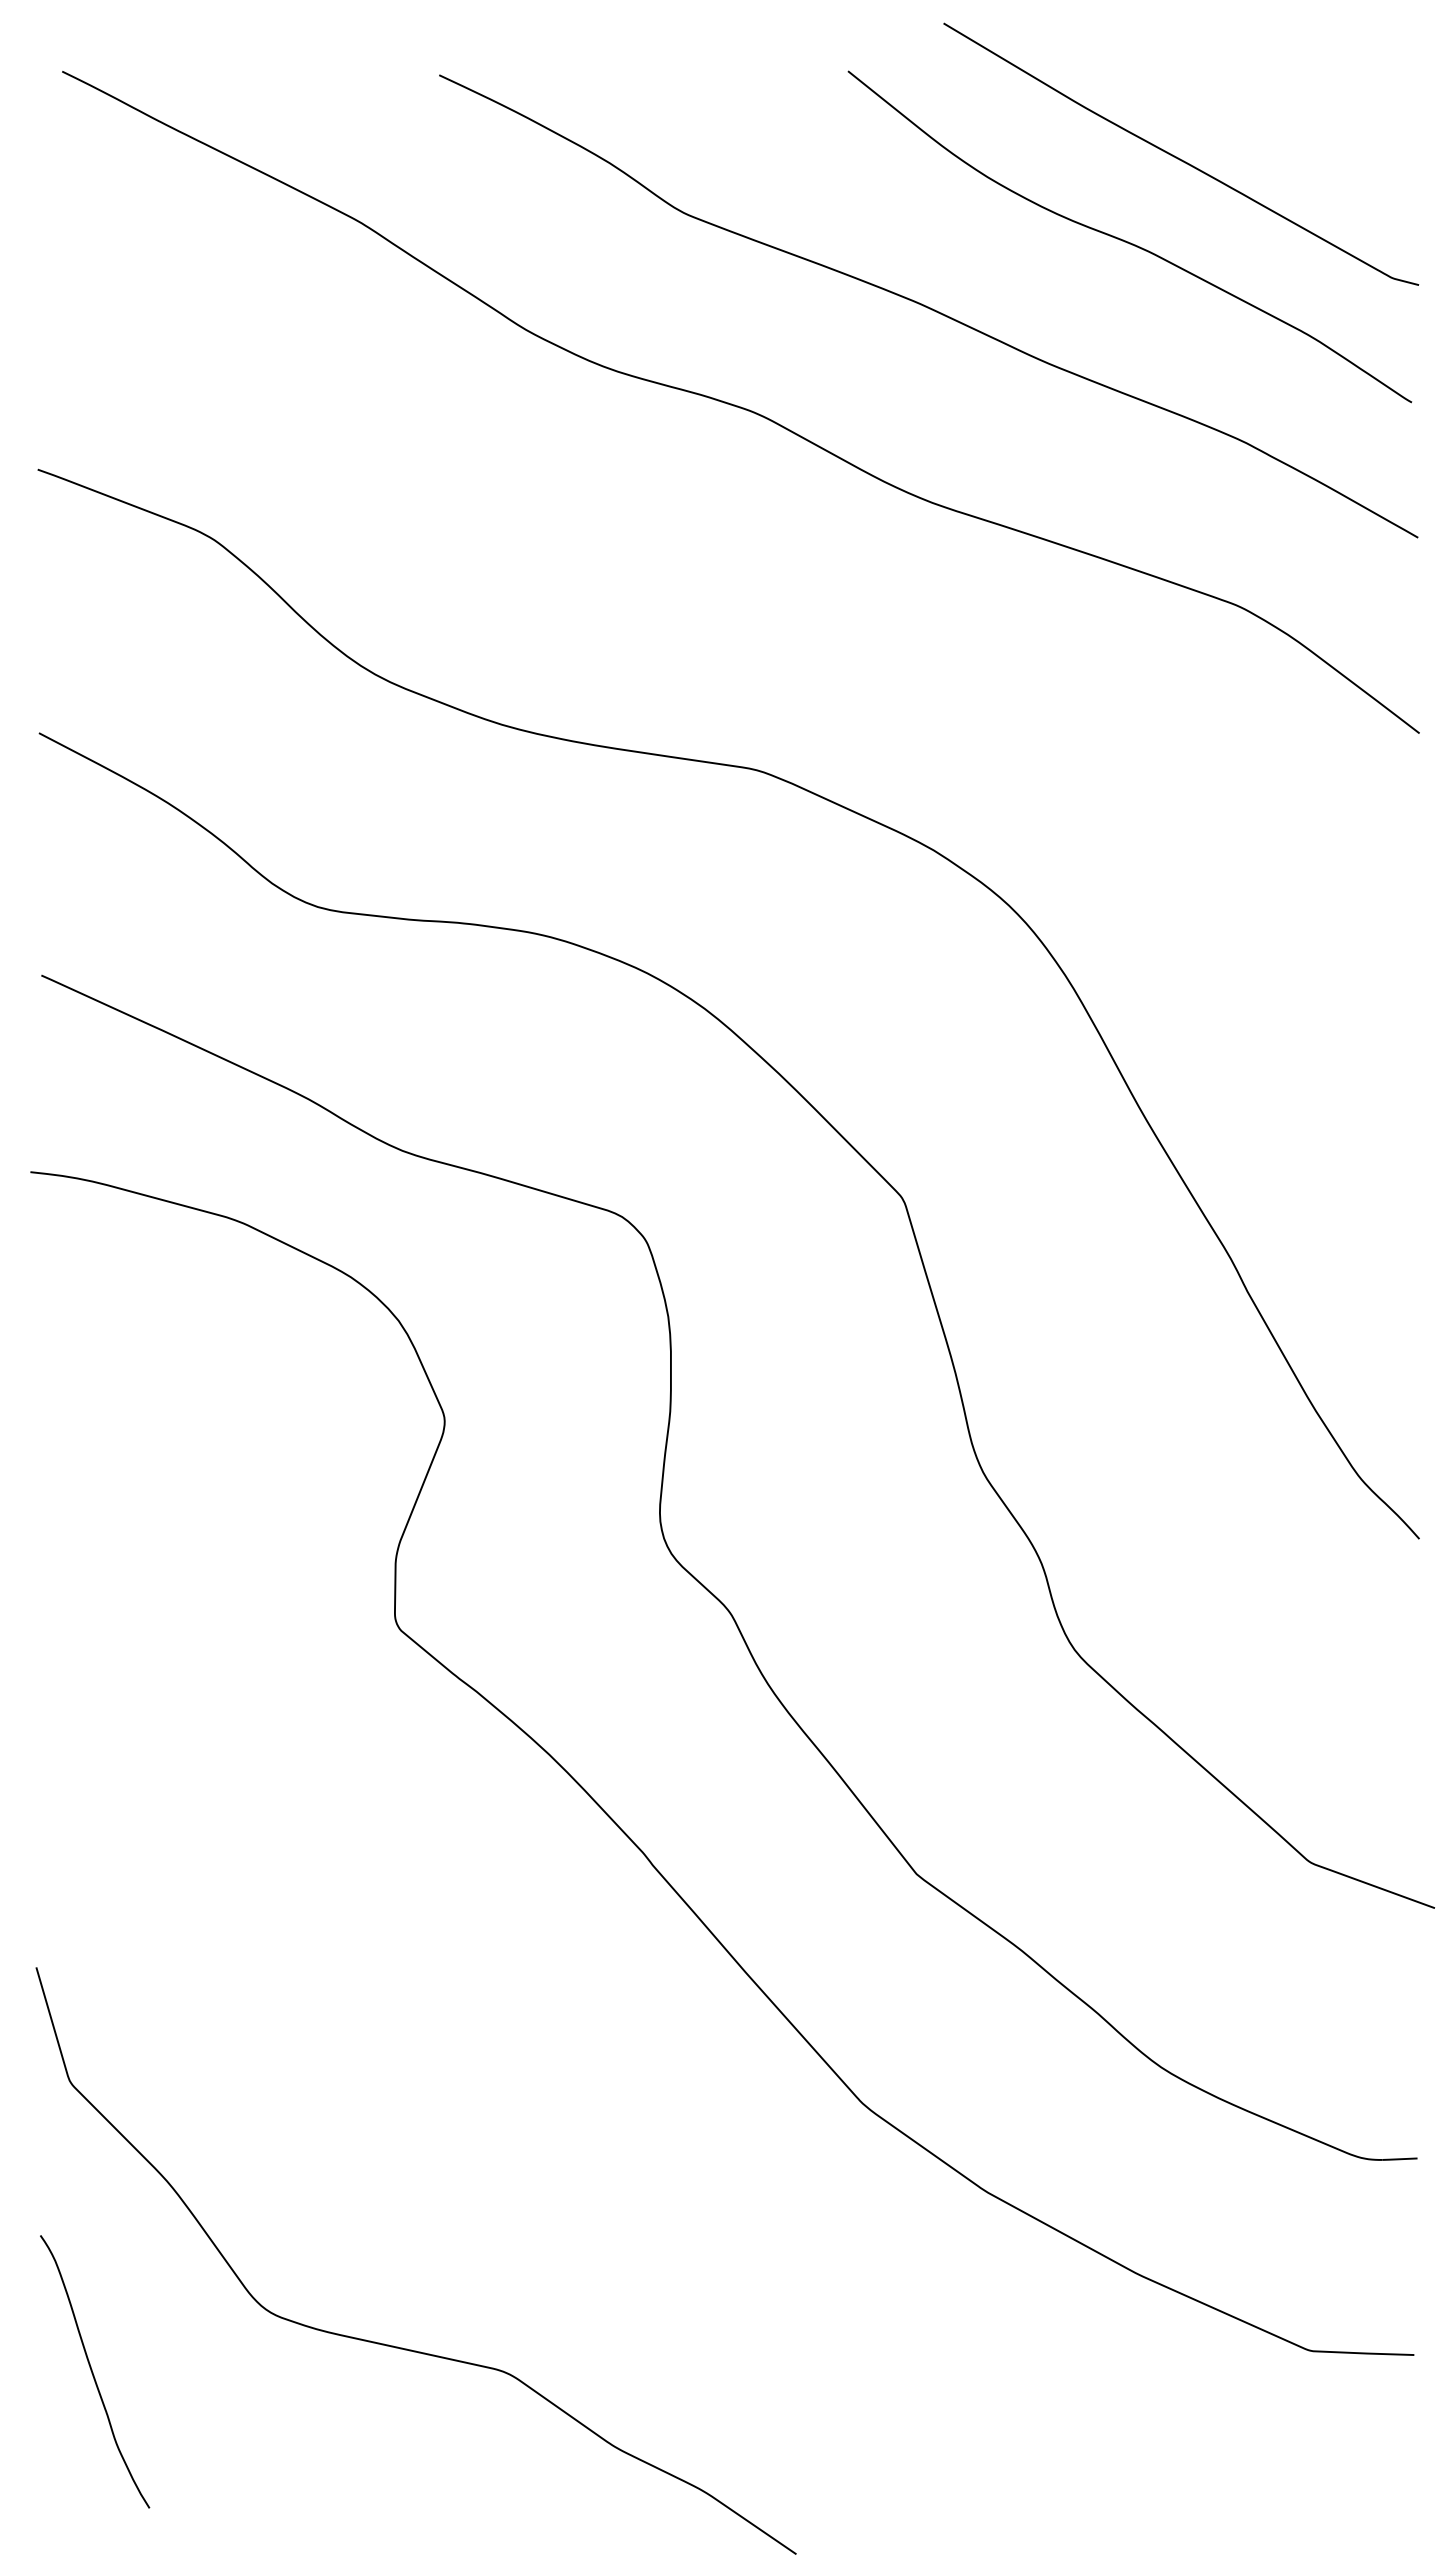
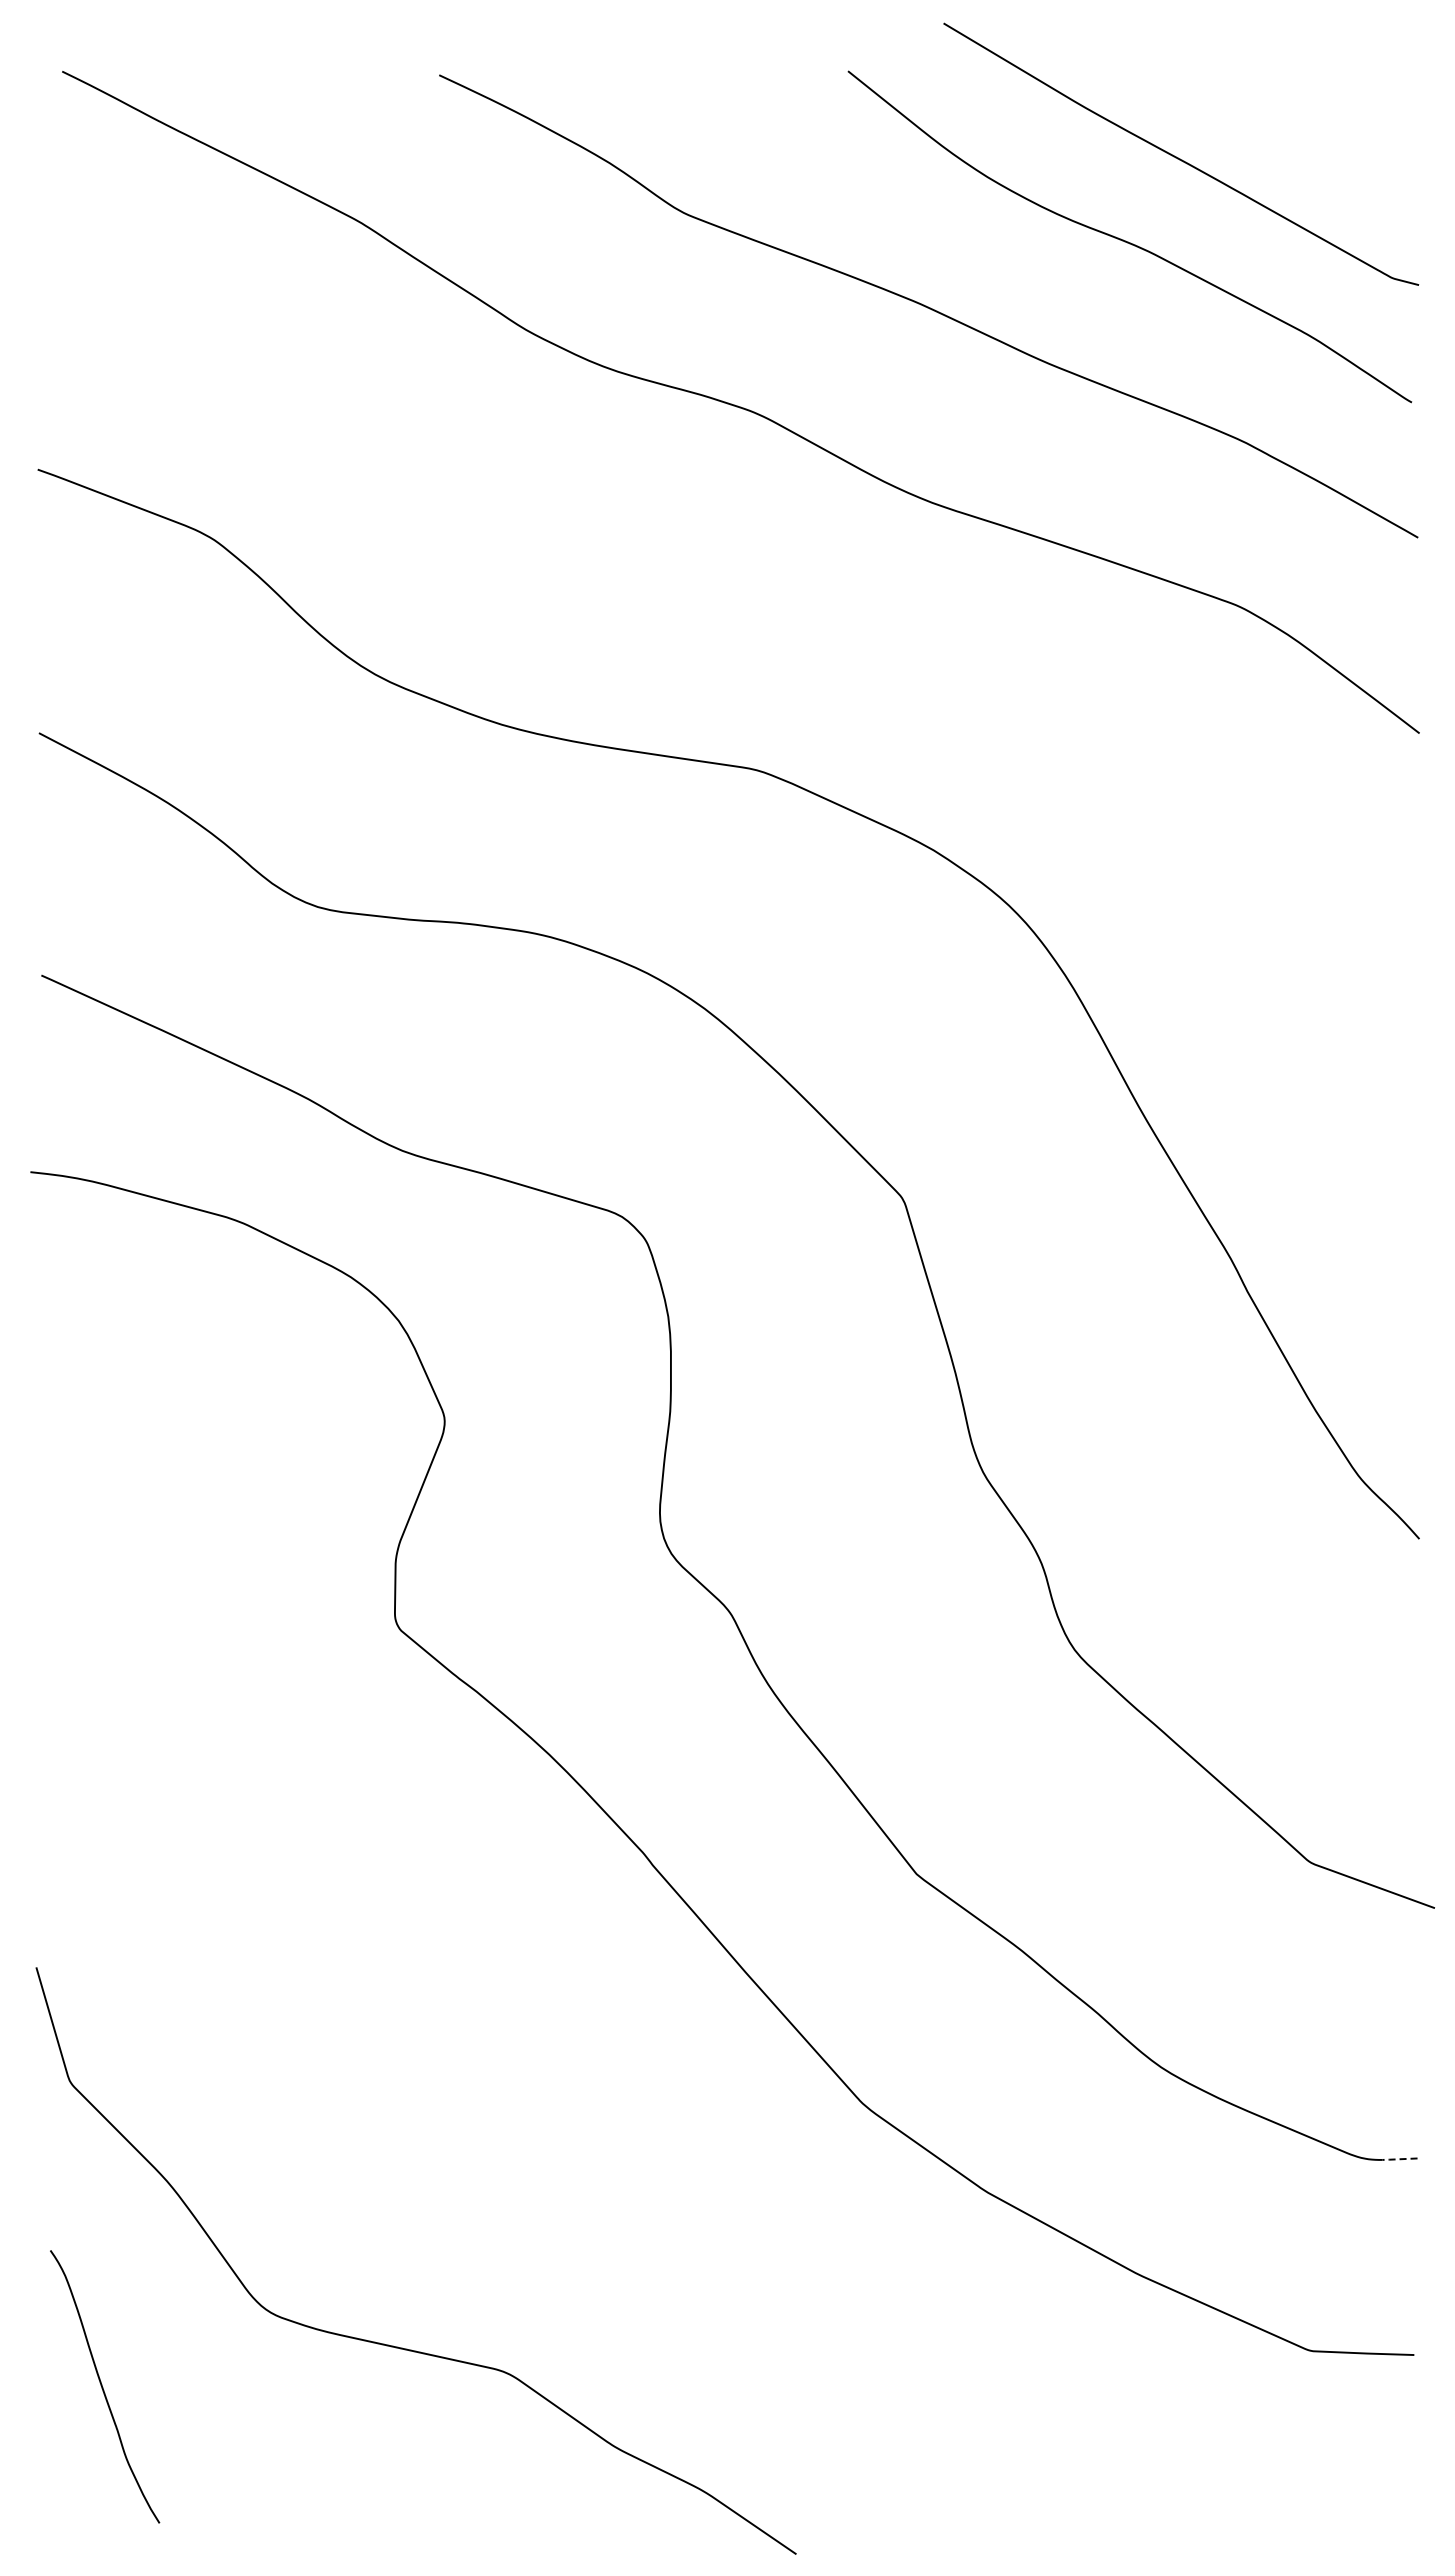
line: solid -> dashed (1397, 2159)
curve position: (93, 2372) -> (103, 2387) (103, 2387)
